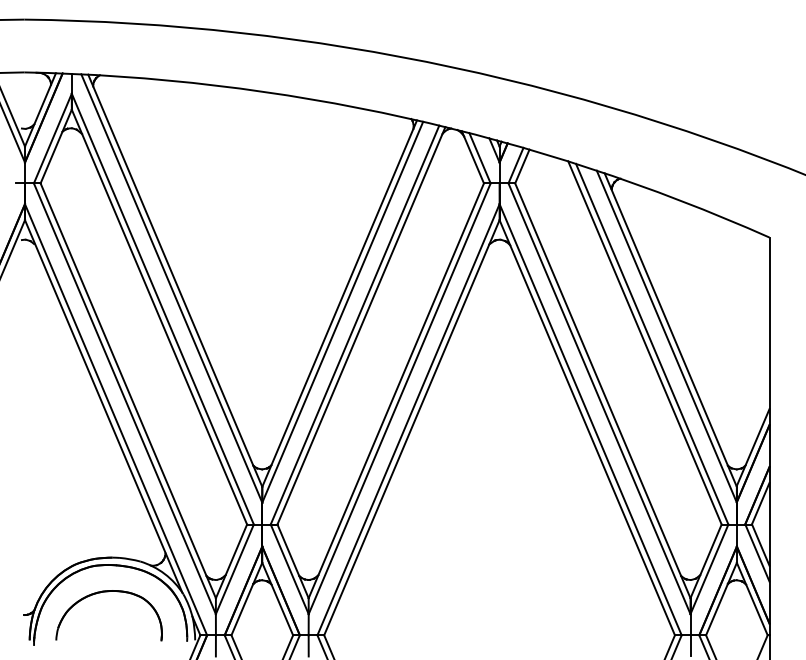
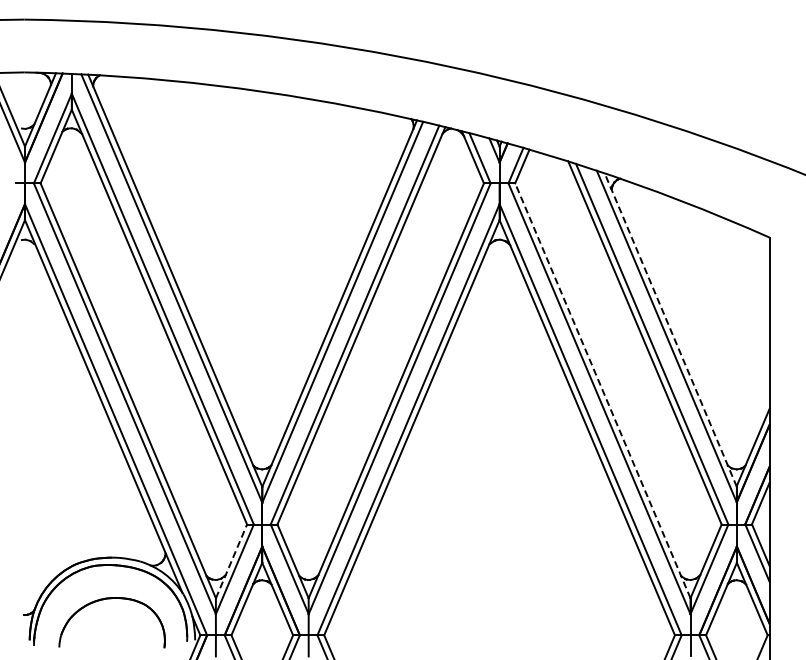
line: solid -> dashed (670, 329)
line: solid -> dashed (602, 390)
line: solid -> dashed (231, 560)
part position: (108, 592) -> (111, 599) (111, 599)
